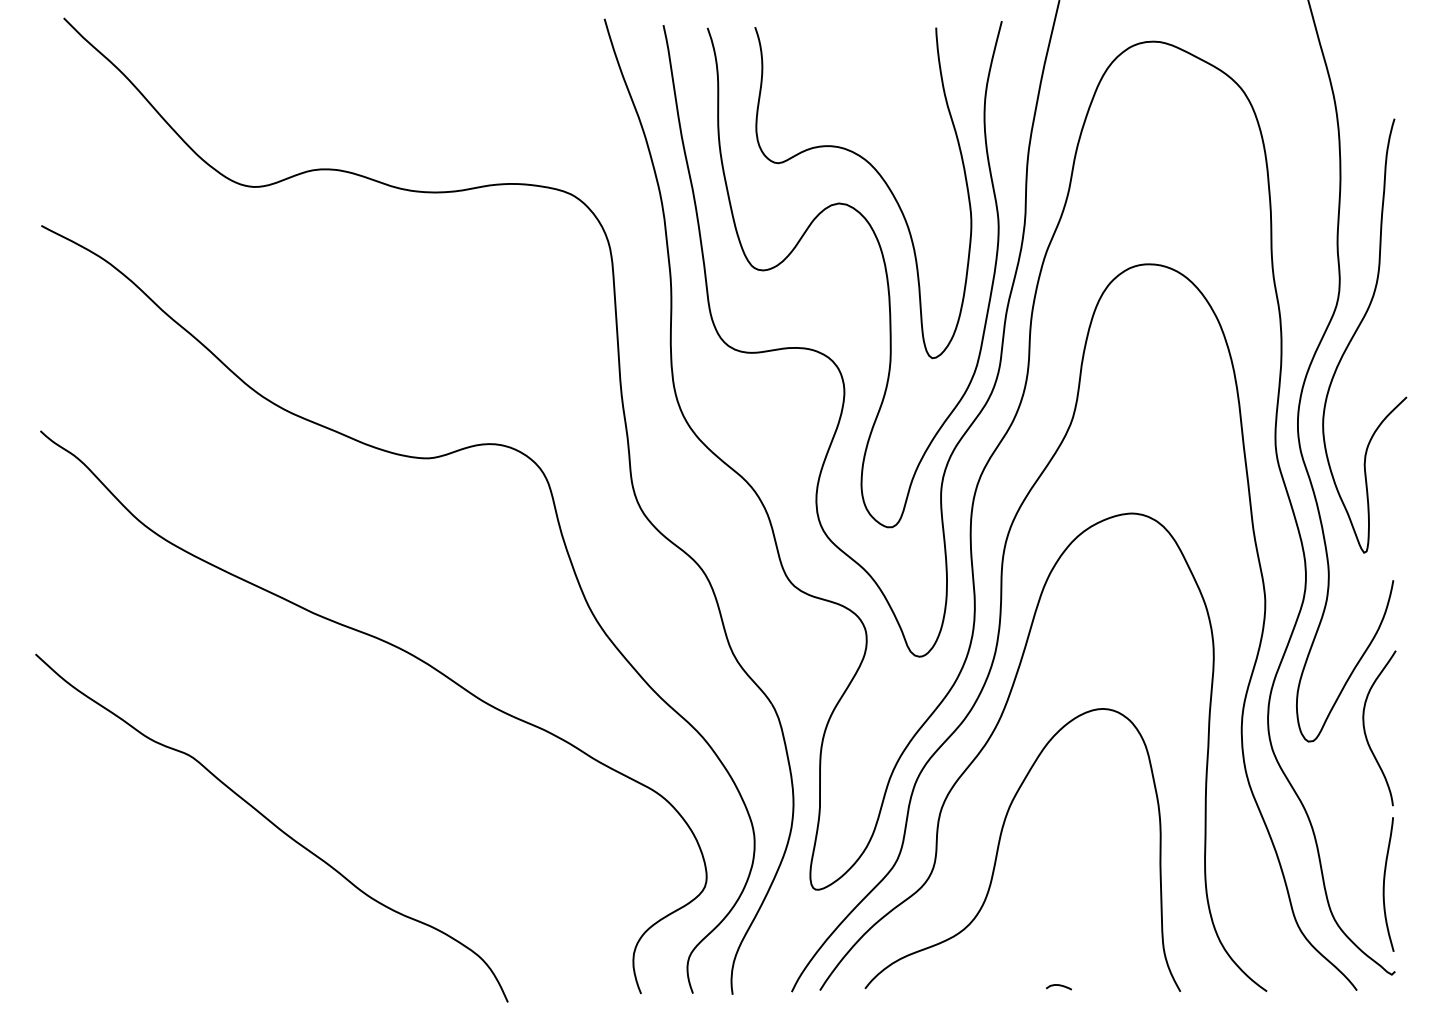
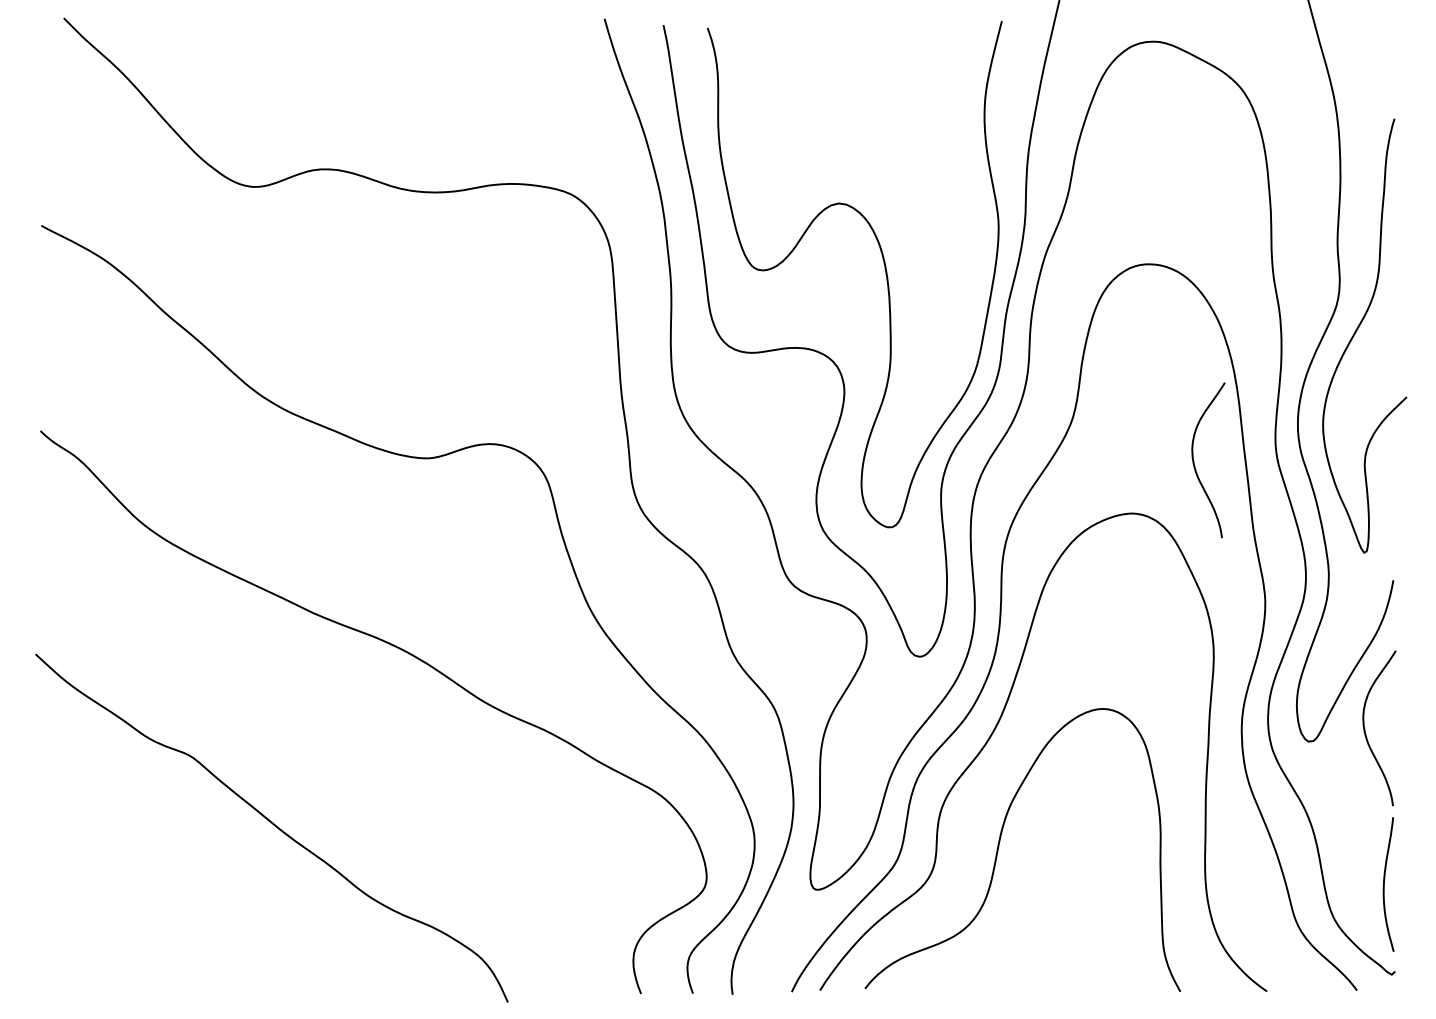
curve: present -> none (882, 180)
curve: none -> present (1194, 460)
curve: present -> none (1059, 986)
